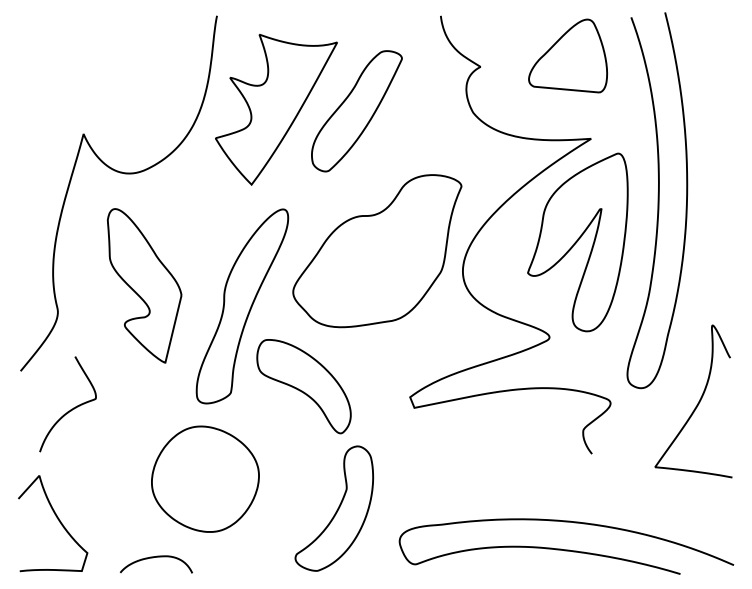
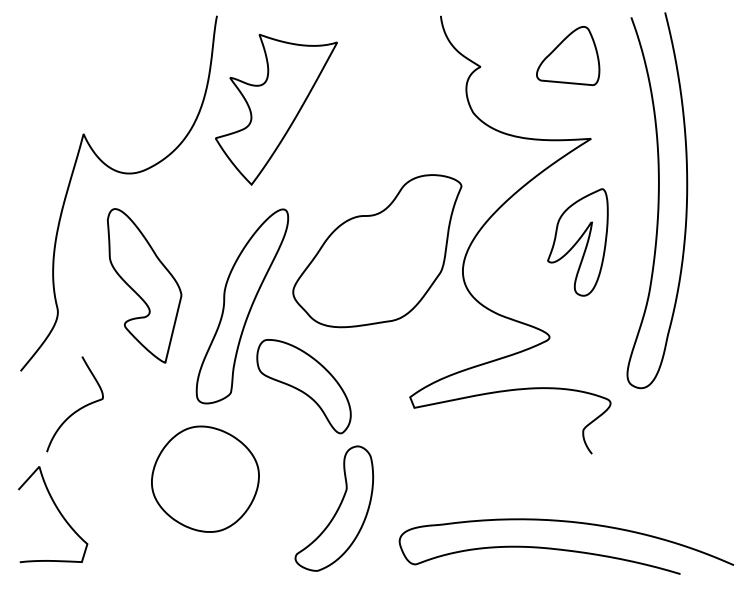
part size: 81x76 px -> 65x60 px (568, 55)
part: present -> none (356, 111)
part size: 102x181 px -> 62x109 px (577, 242)
curve: present -> none (697, 403)
curve position: (70, 409) -> (77, 409) (77, 409)
curve position: (57, 519) -> (57, 510) (57, 510)
curve: present -> none (153, 558)
